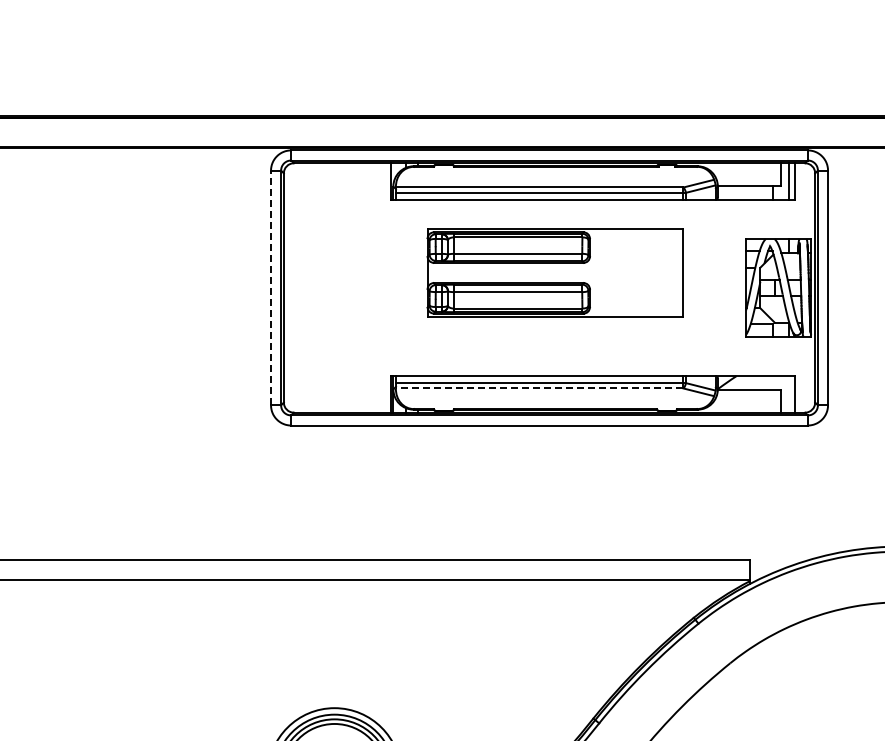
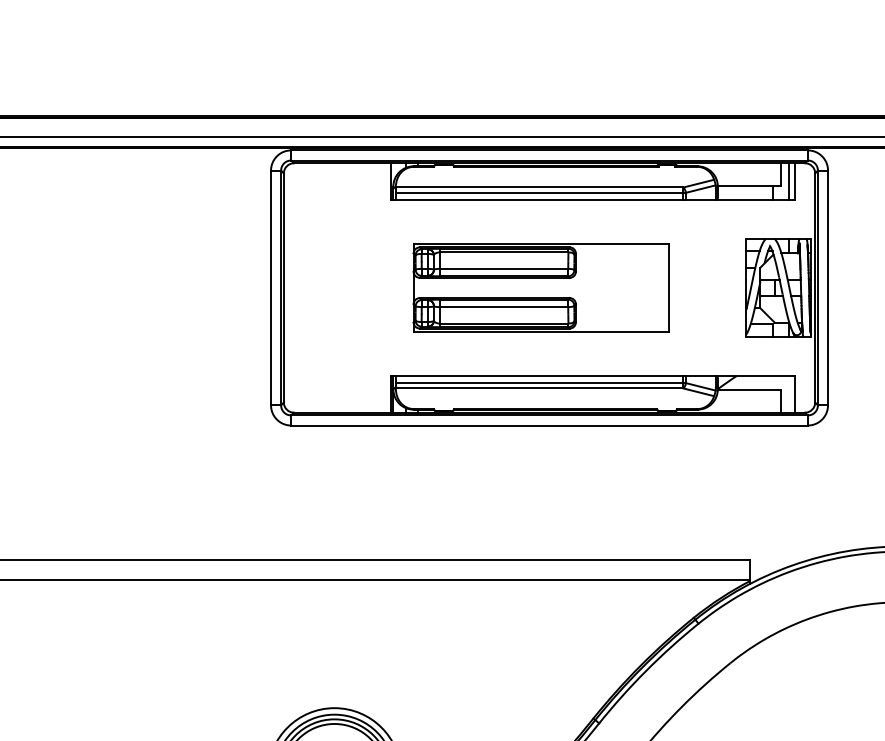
line: none -> present (441, 136)
part position: (554, 272) -> (540, 287) (540, 287)
line: dashed -> solid (271, 287)
line: dashed -> solid (539, 388)
